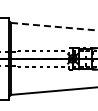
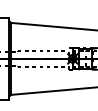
line: dashed -> solid (54, 26)
